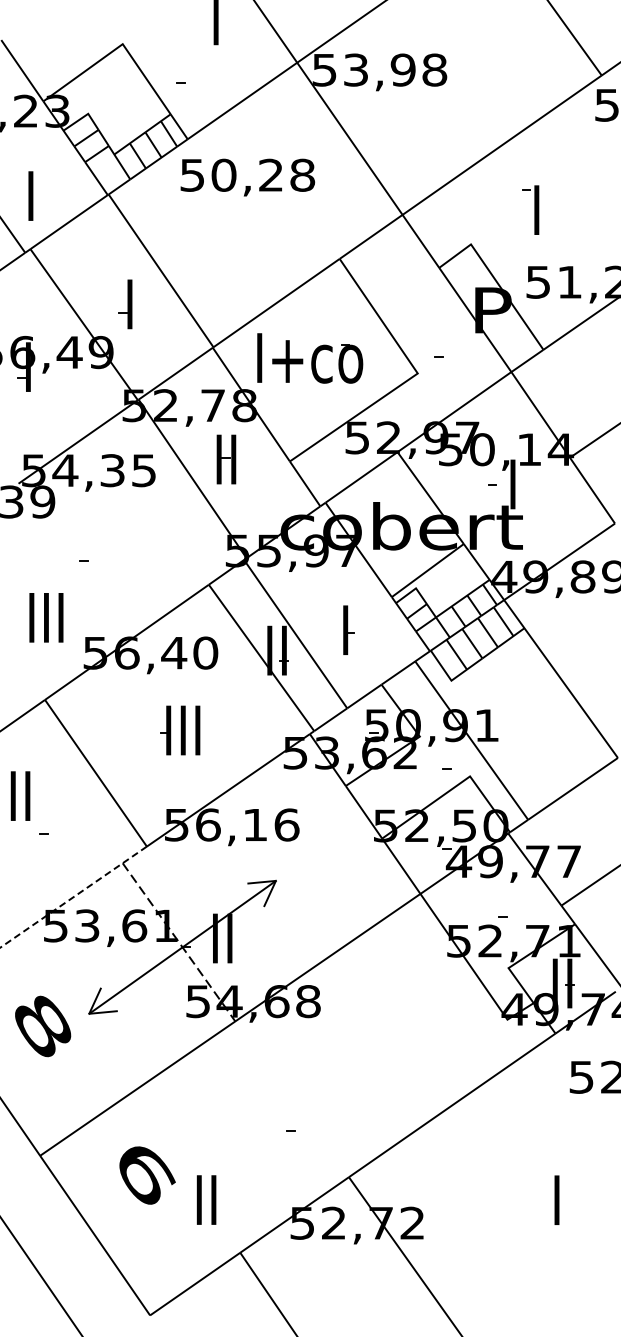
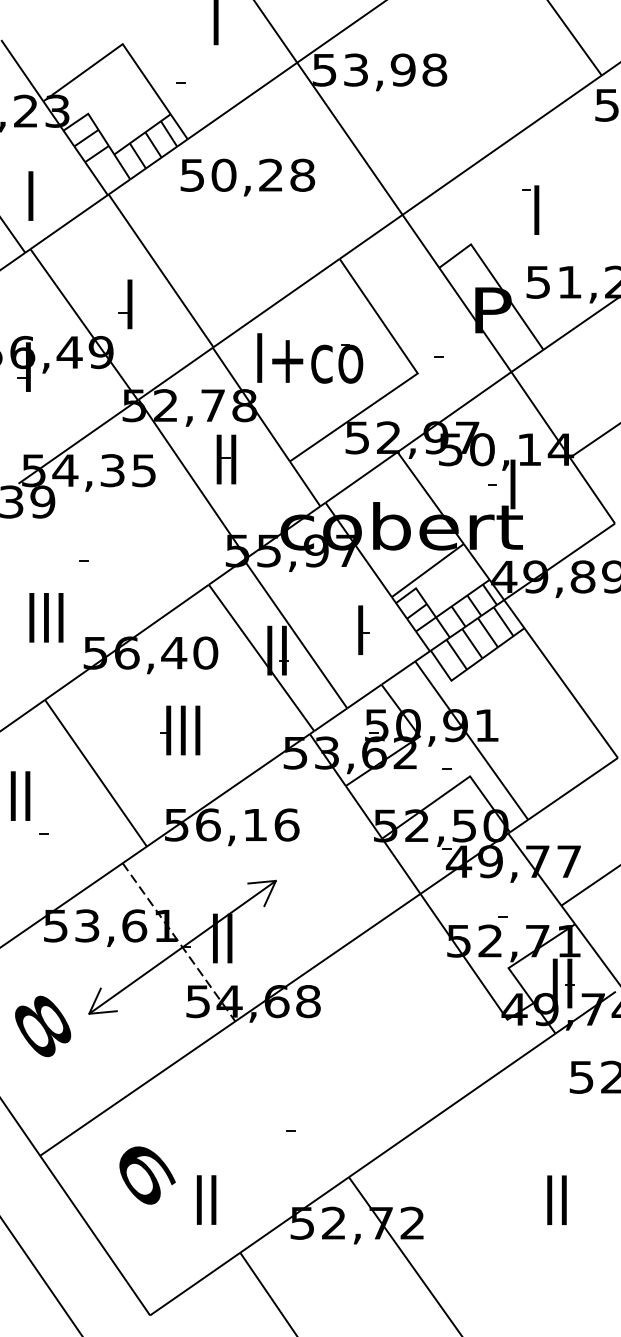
part position: (348, 629) -> (363, 629) (363, 629)
line: dashed -> solid (73, 897)
text: I -> II (556, 1199)
